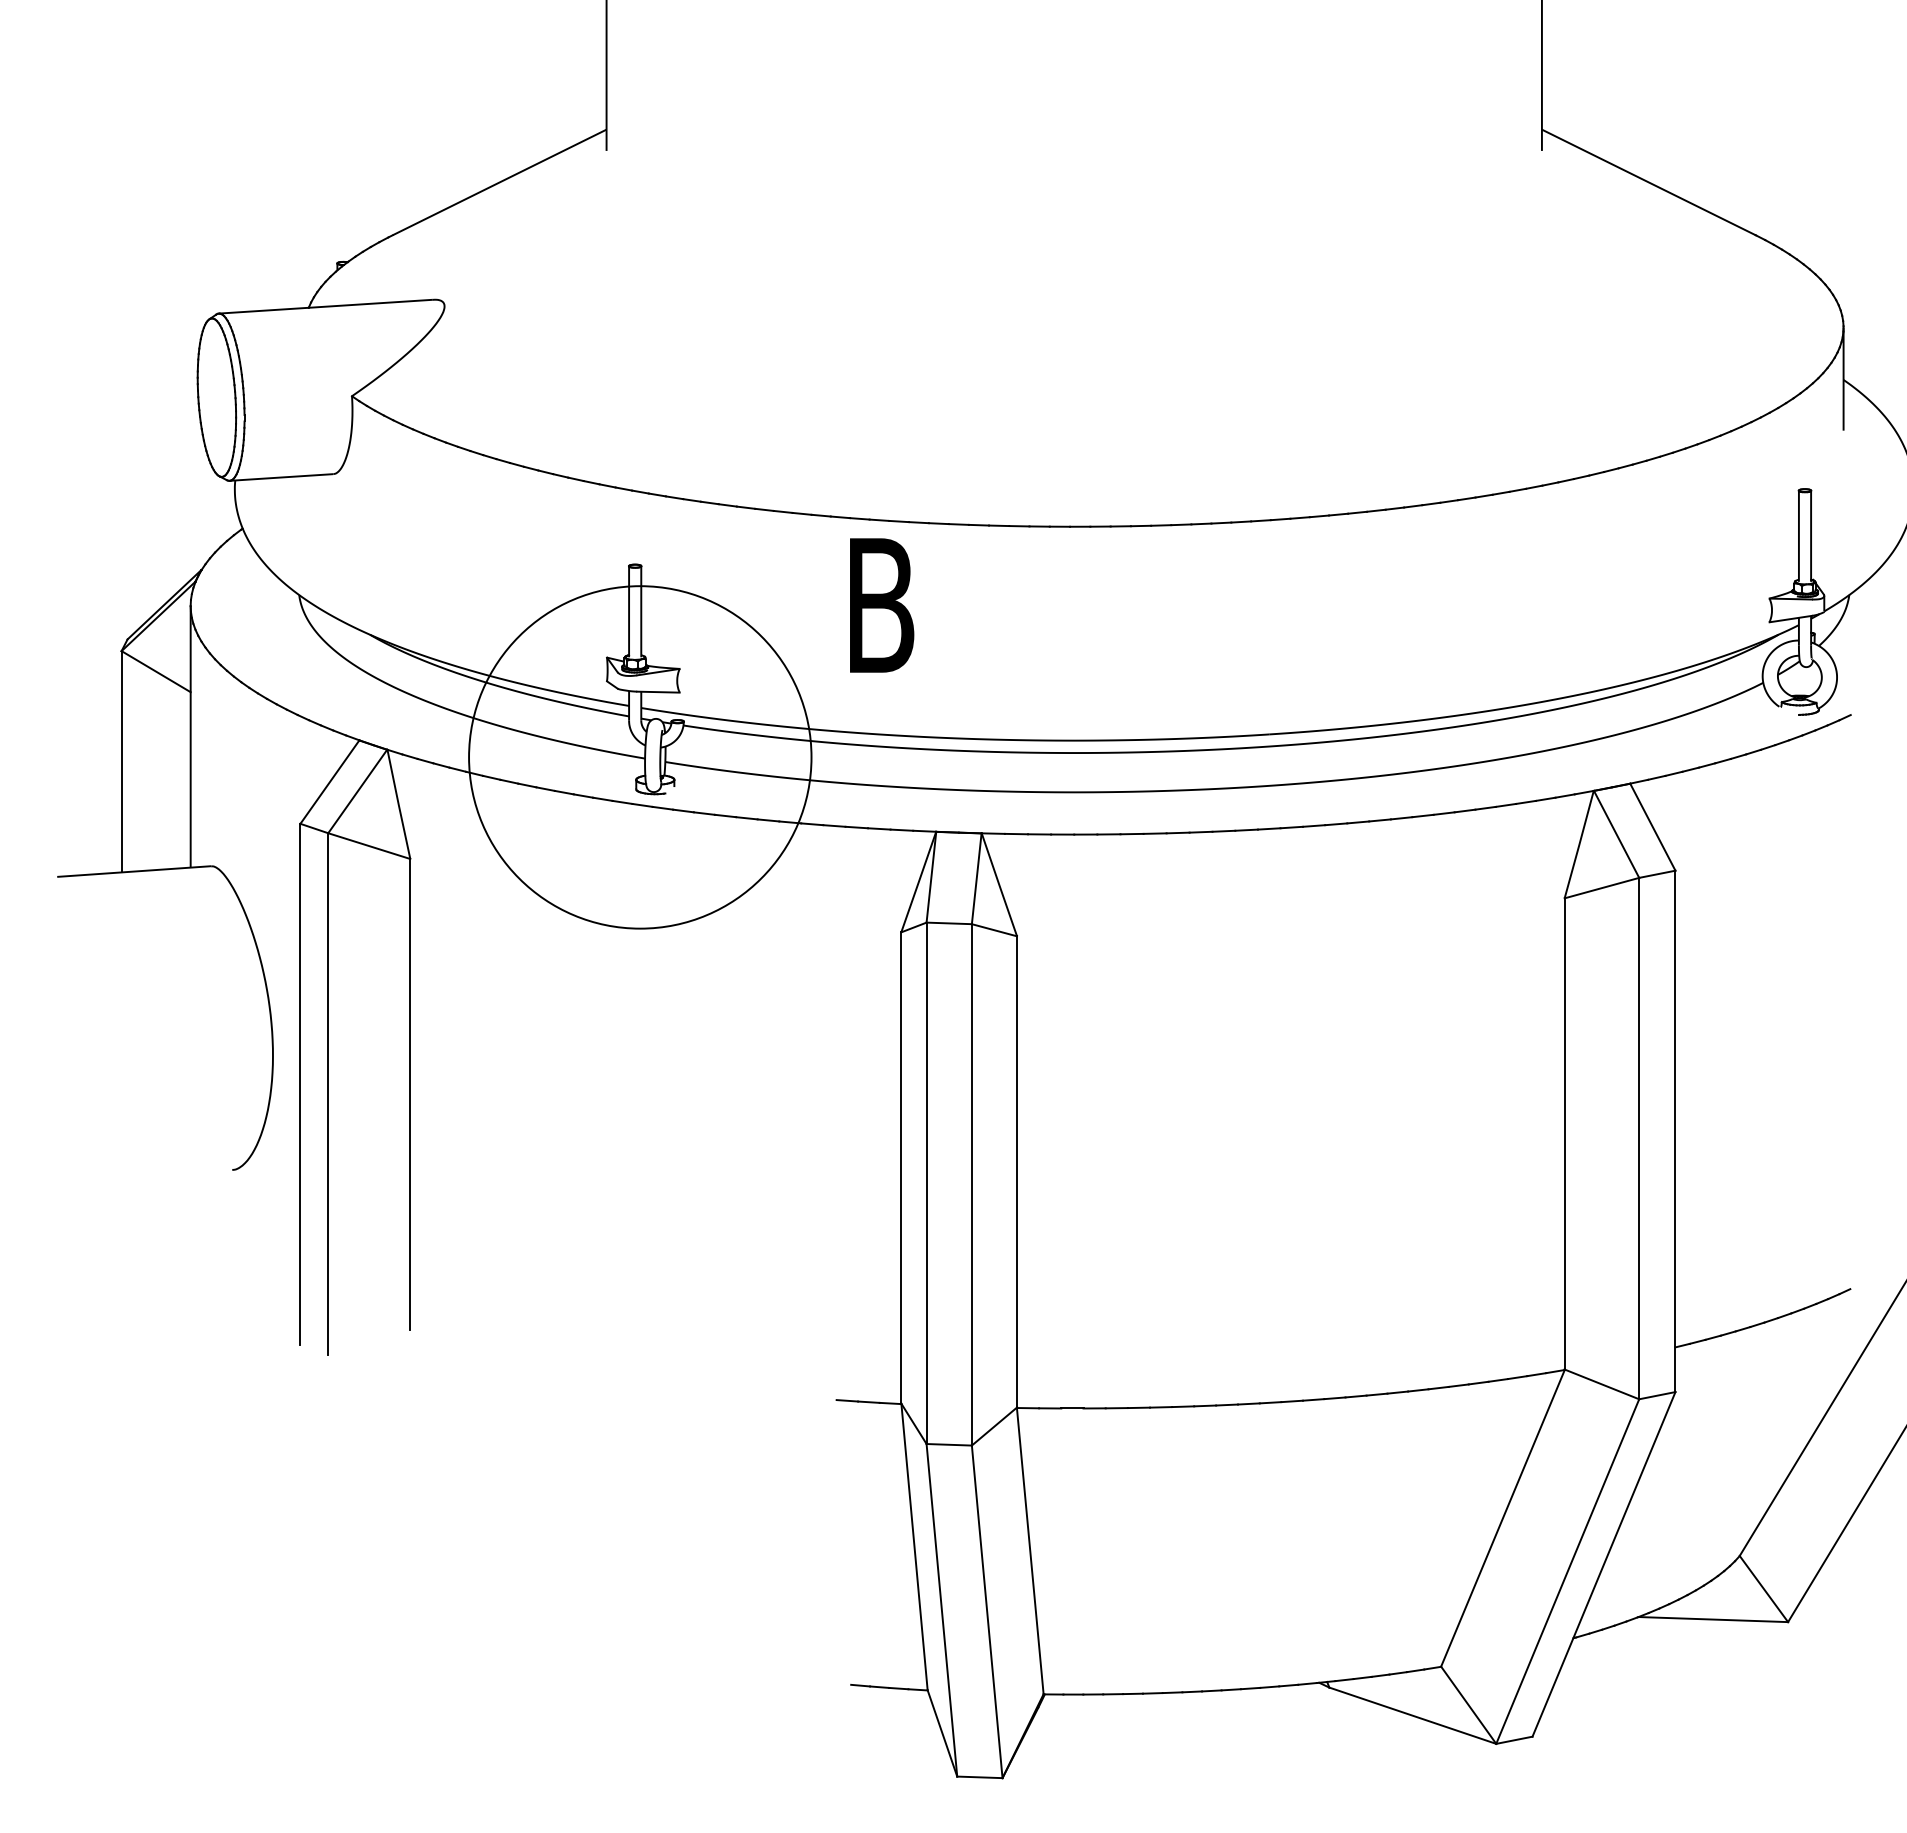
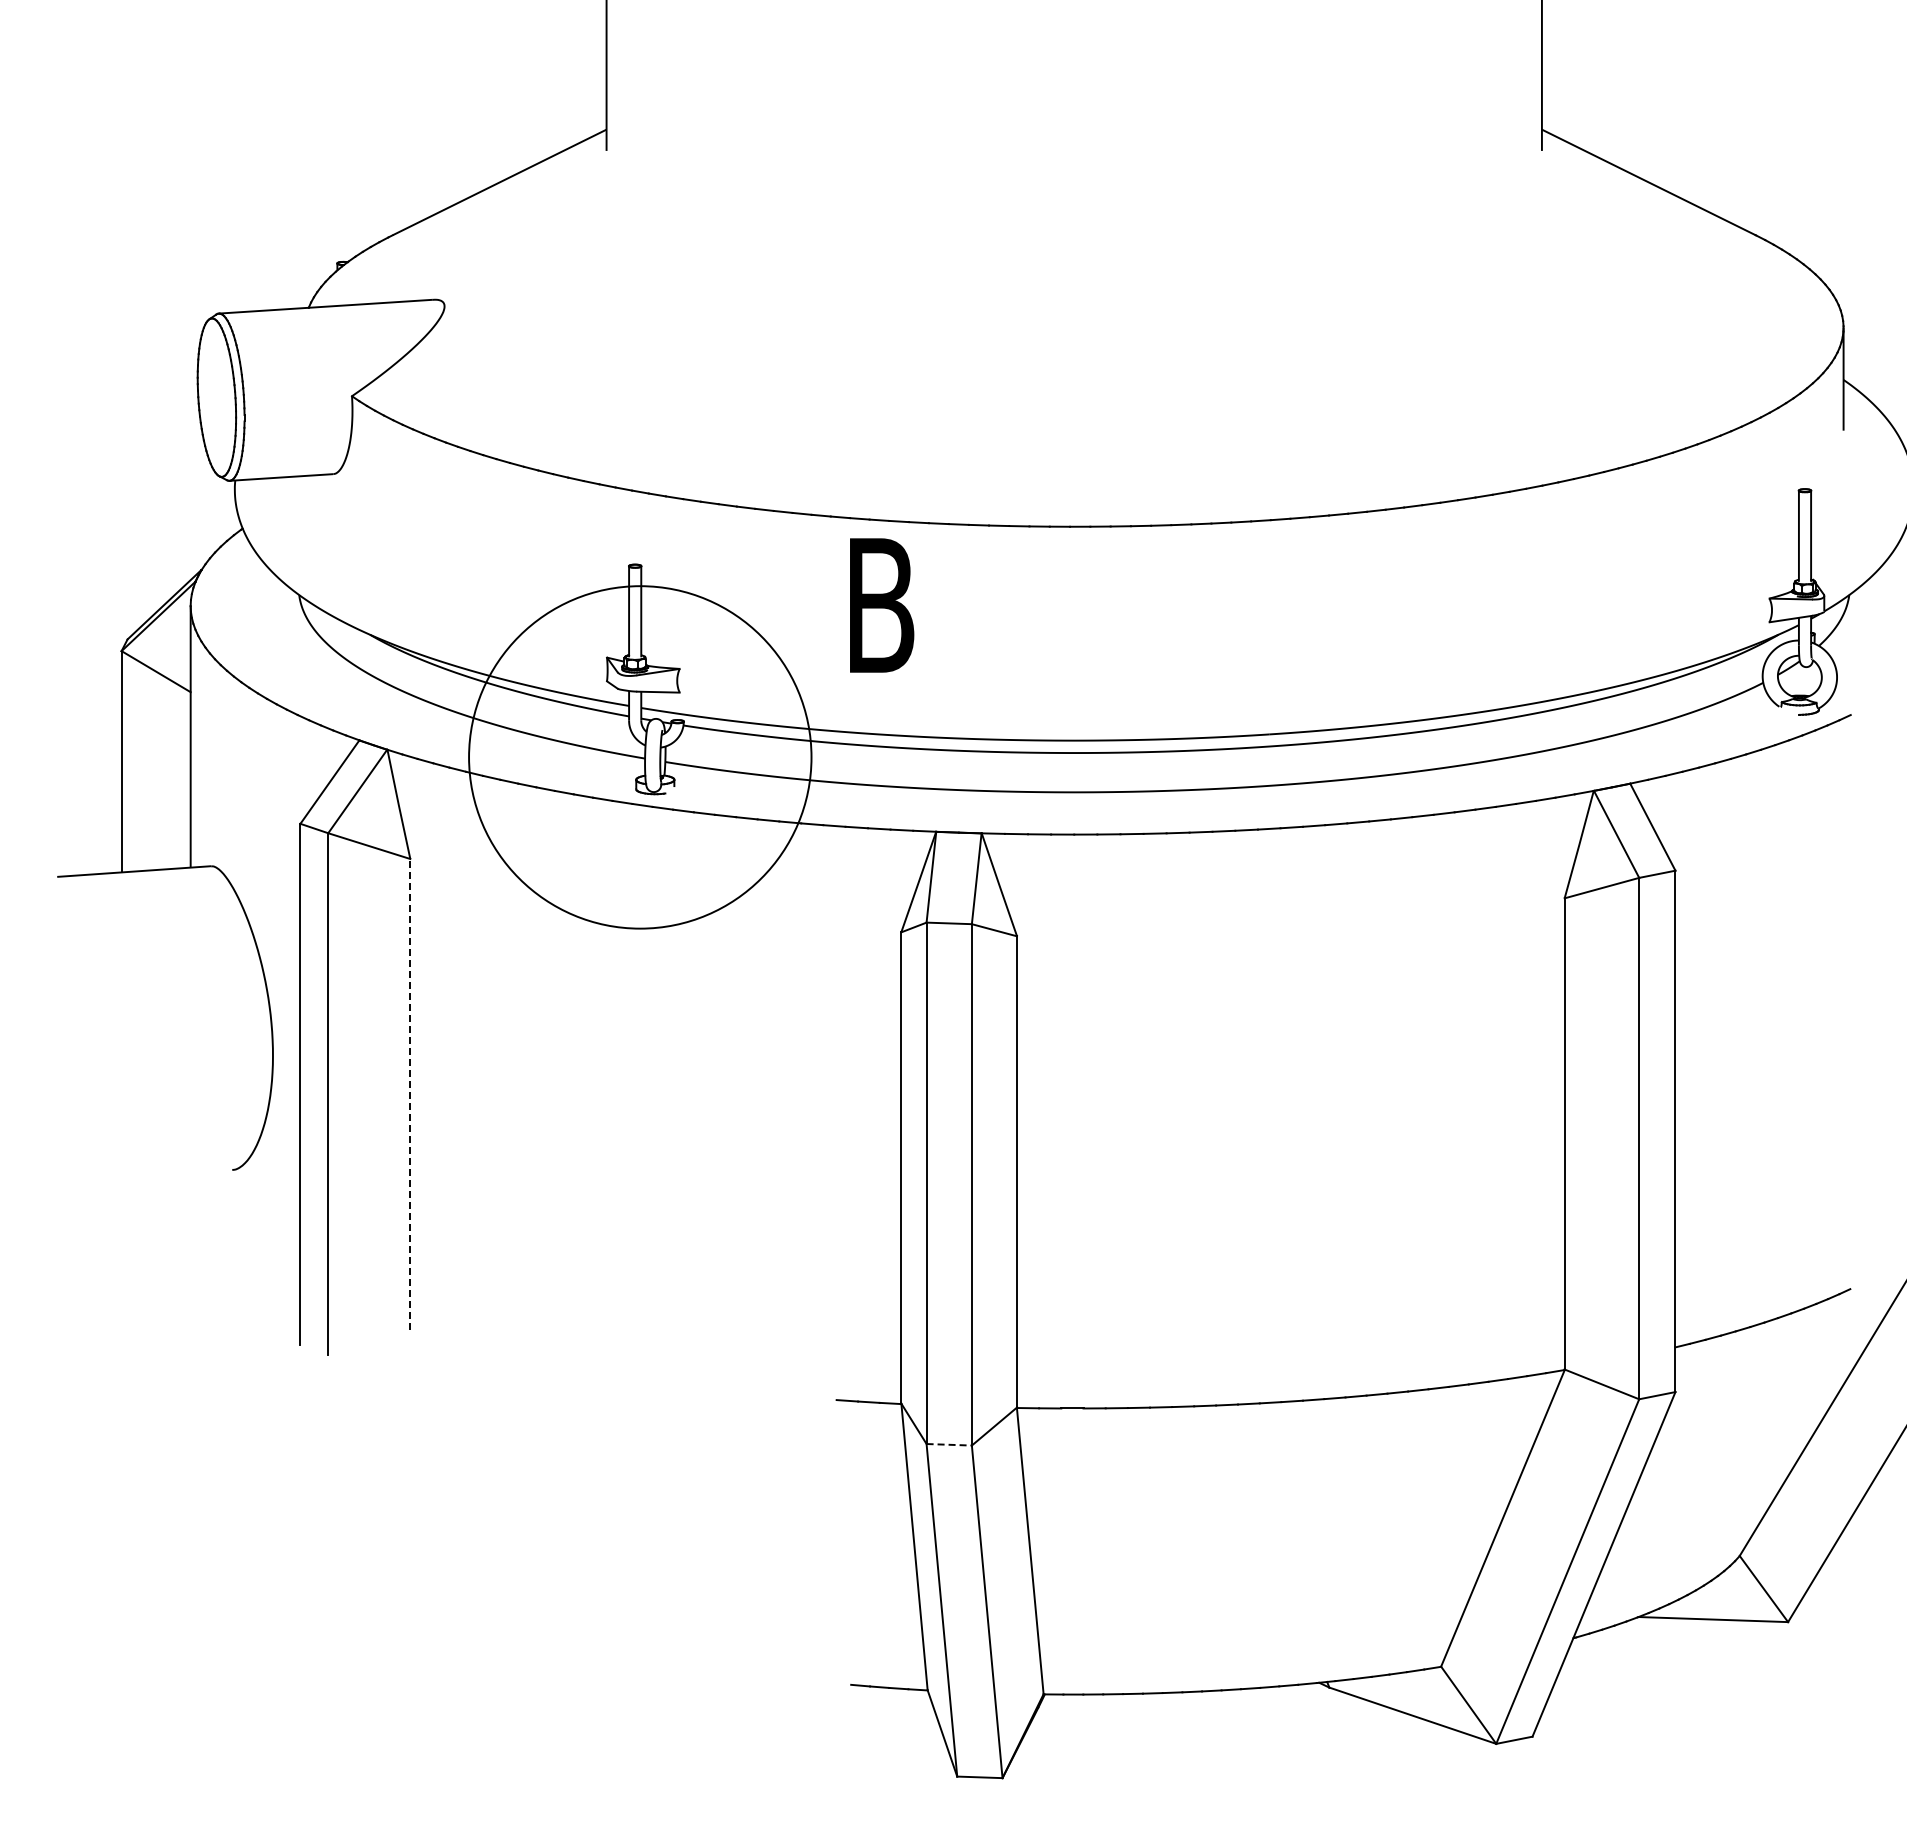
line: solid -> dashed (410, 1094)
line: solid -> dashed (949, 1444)
